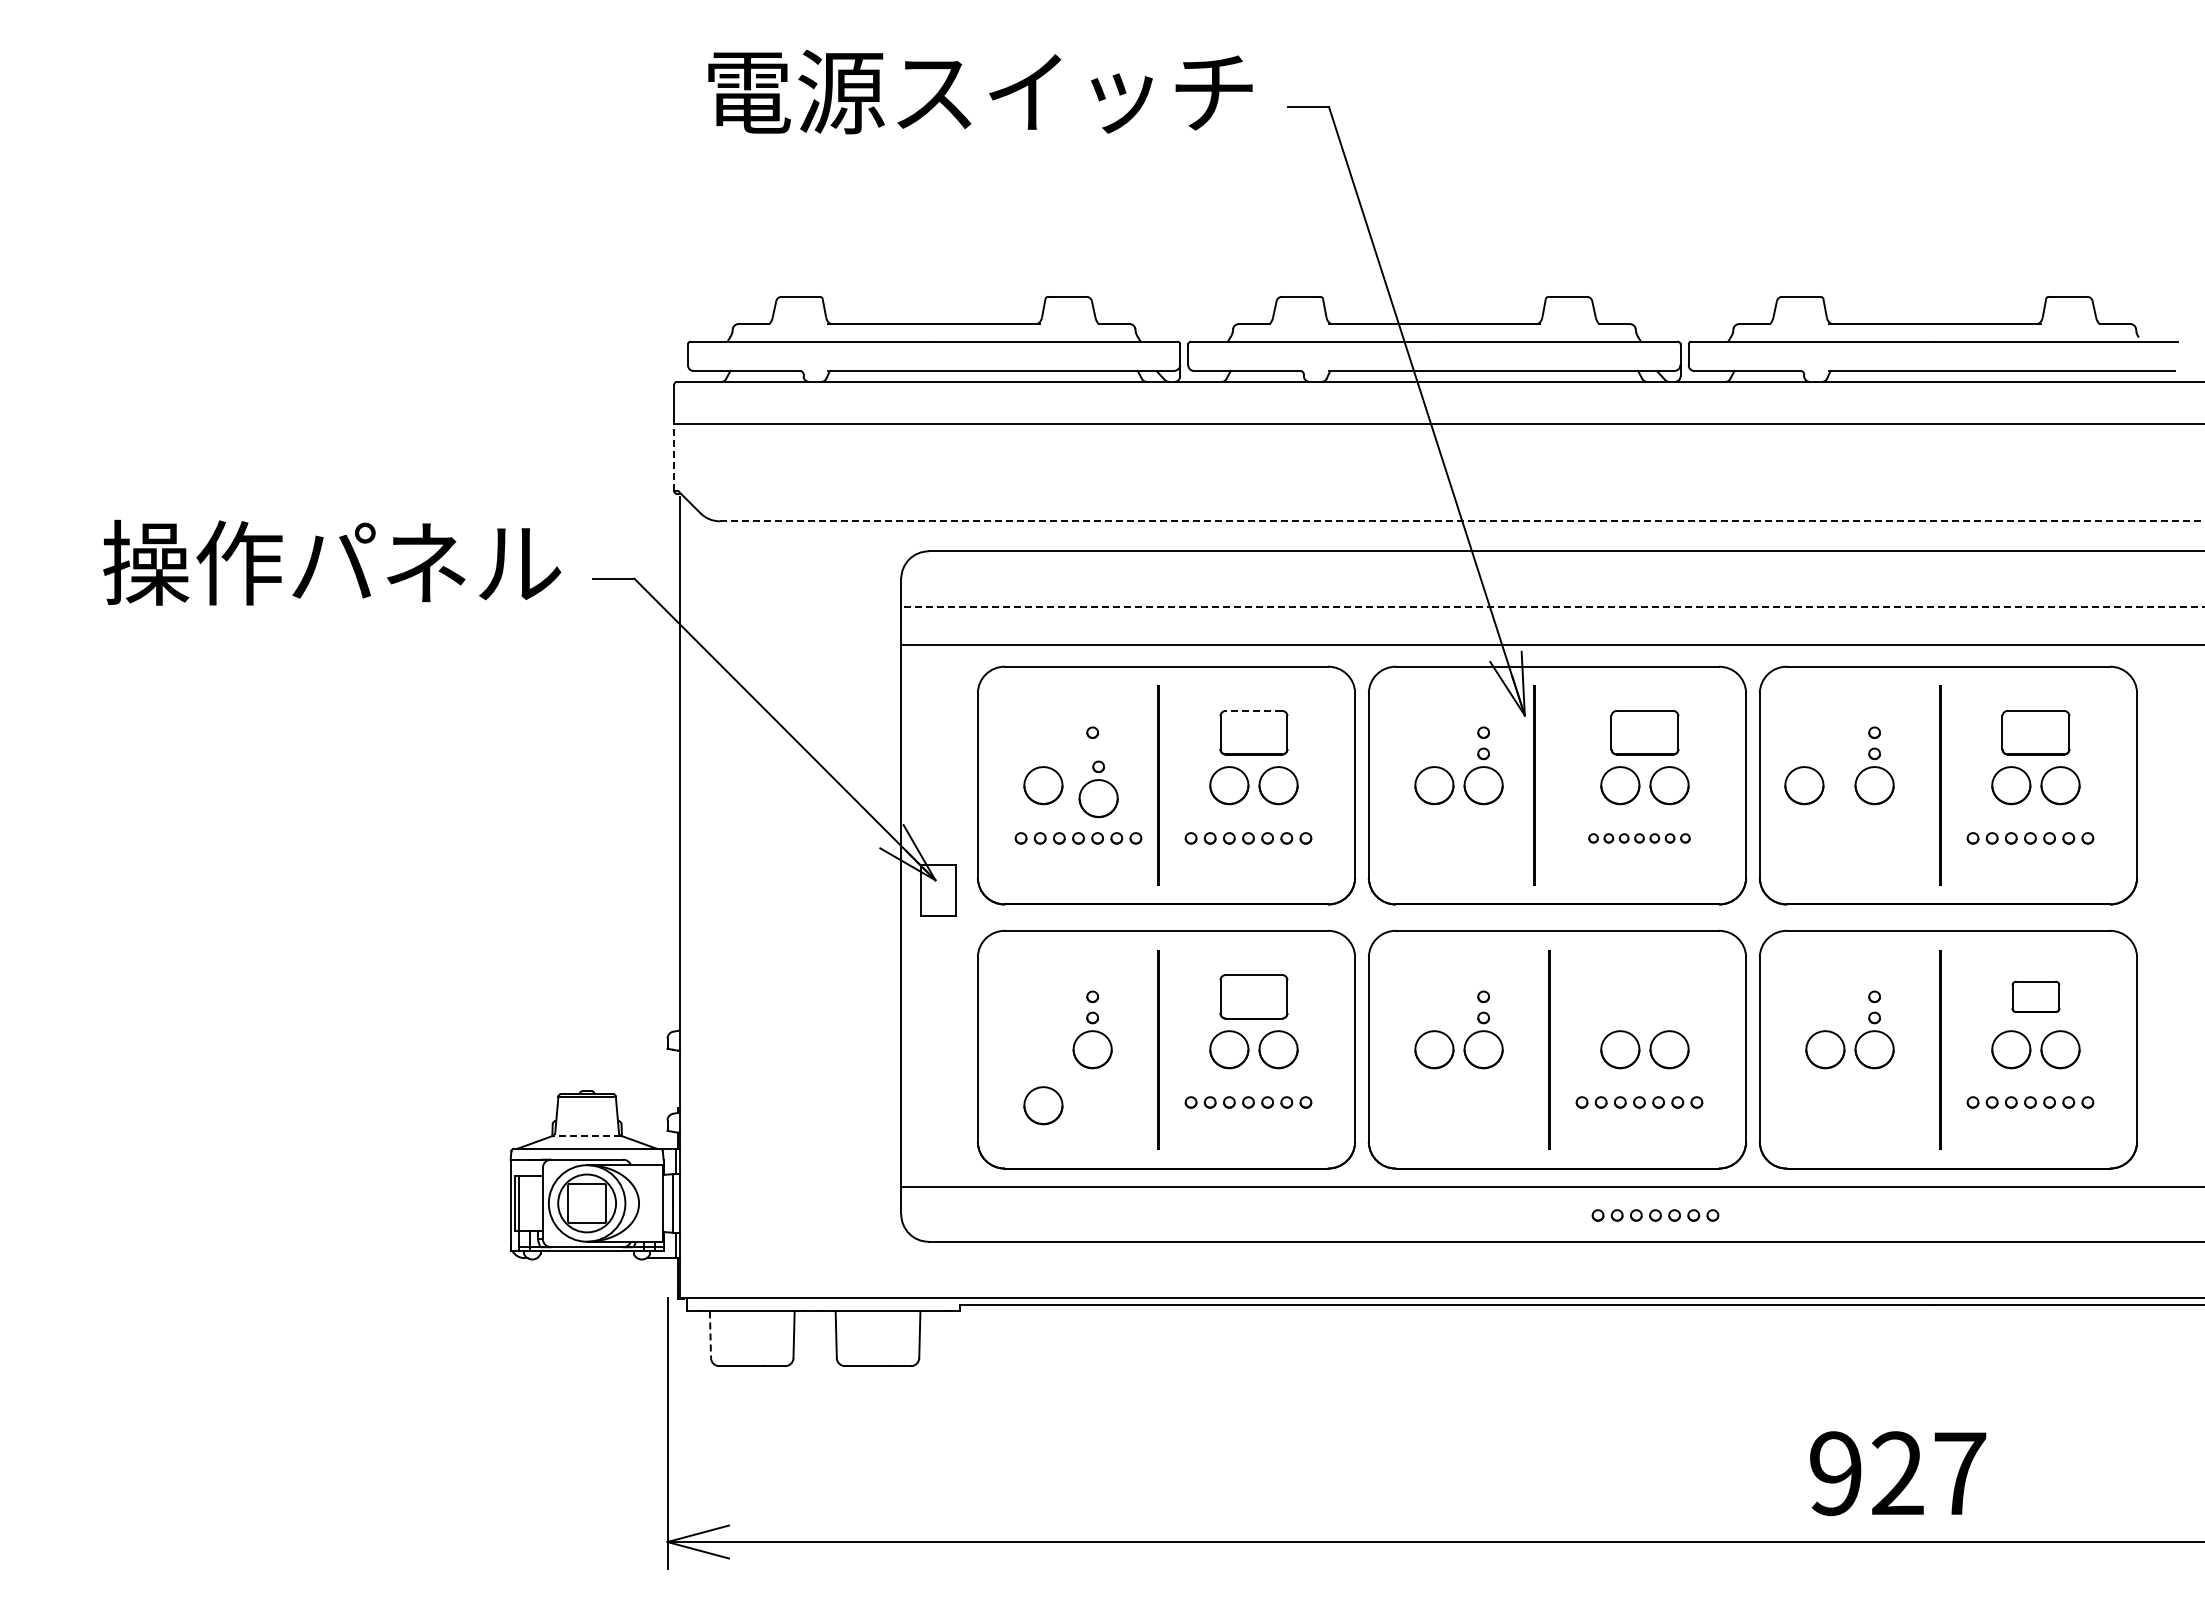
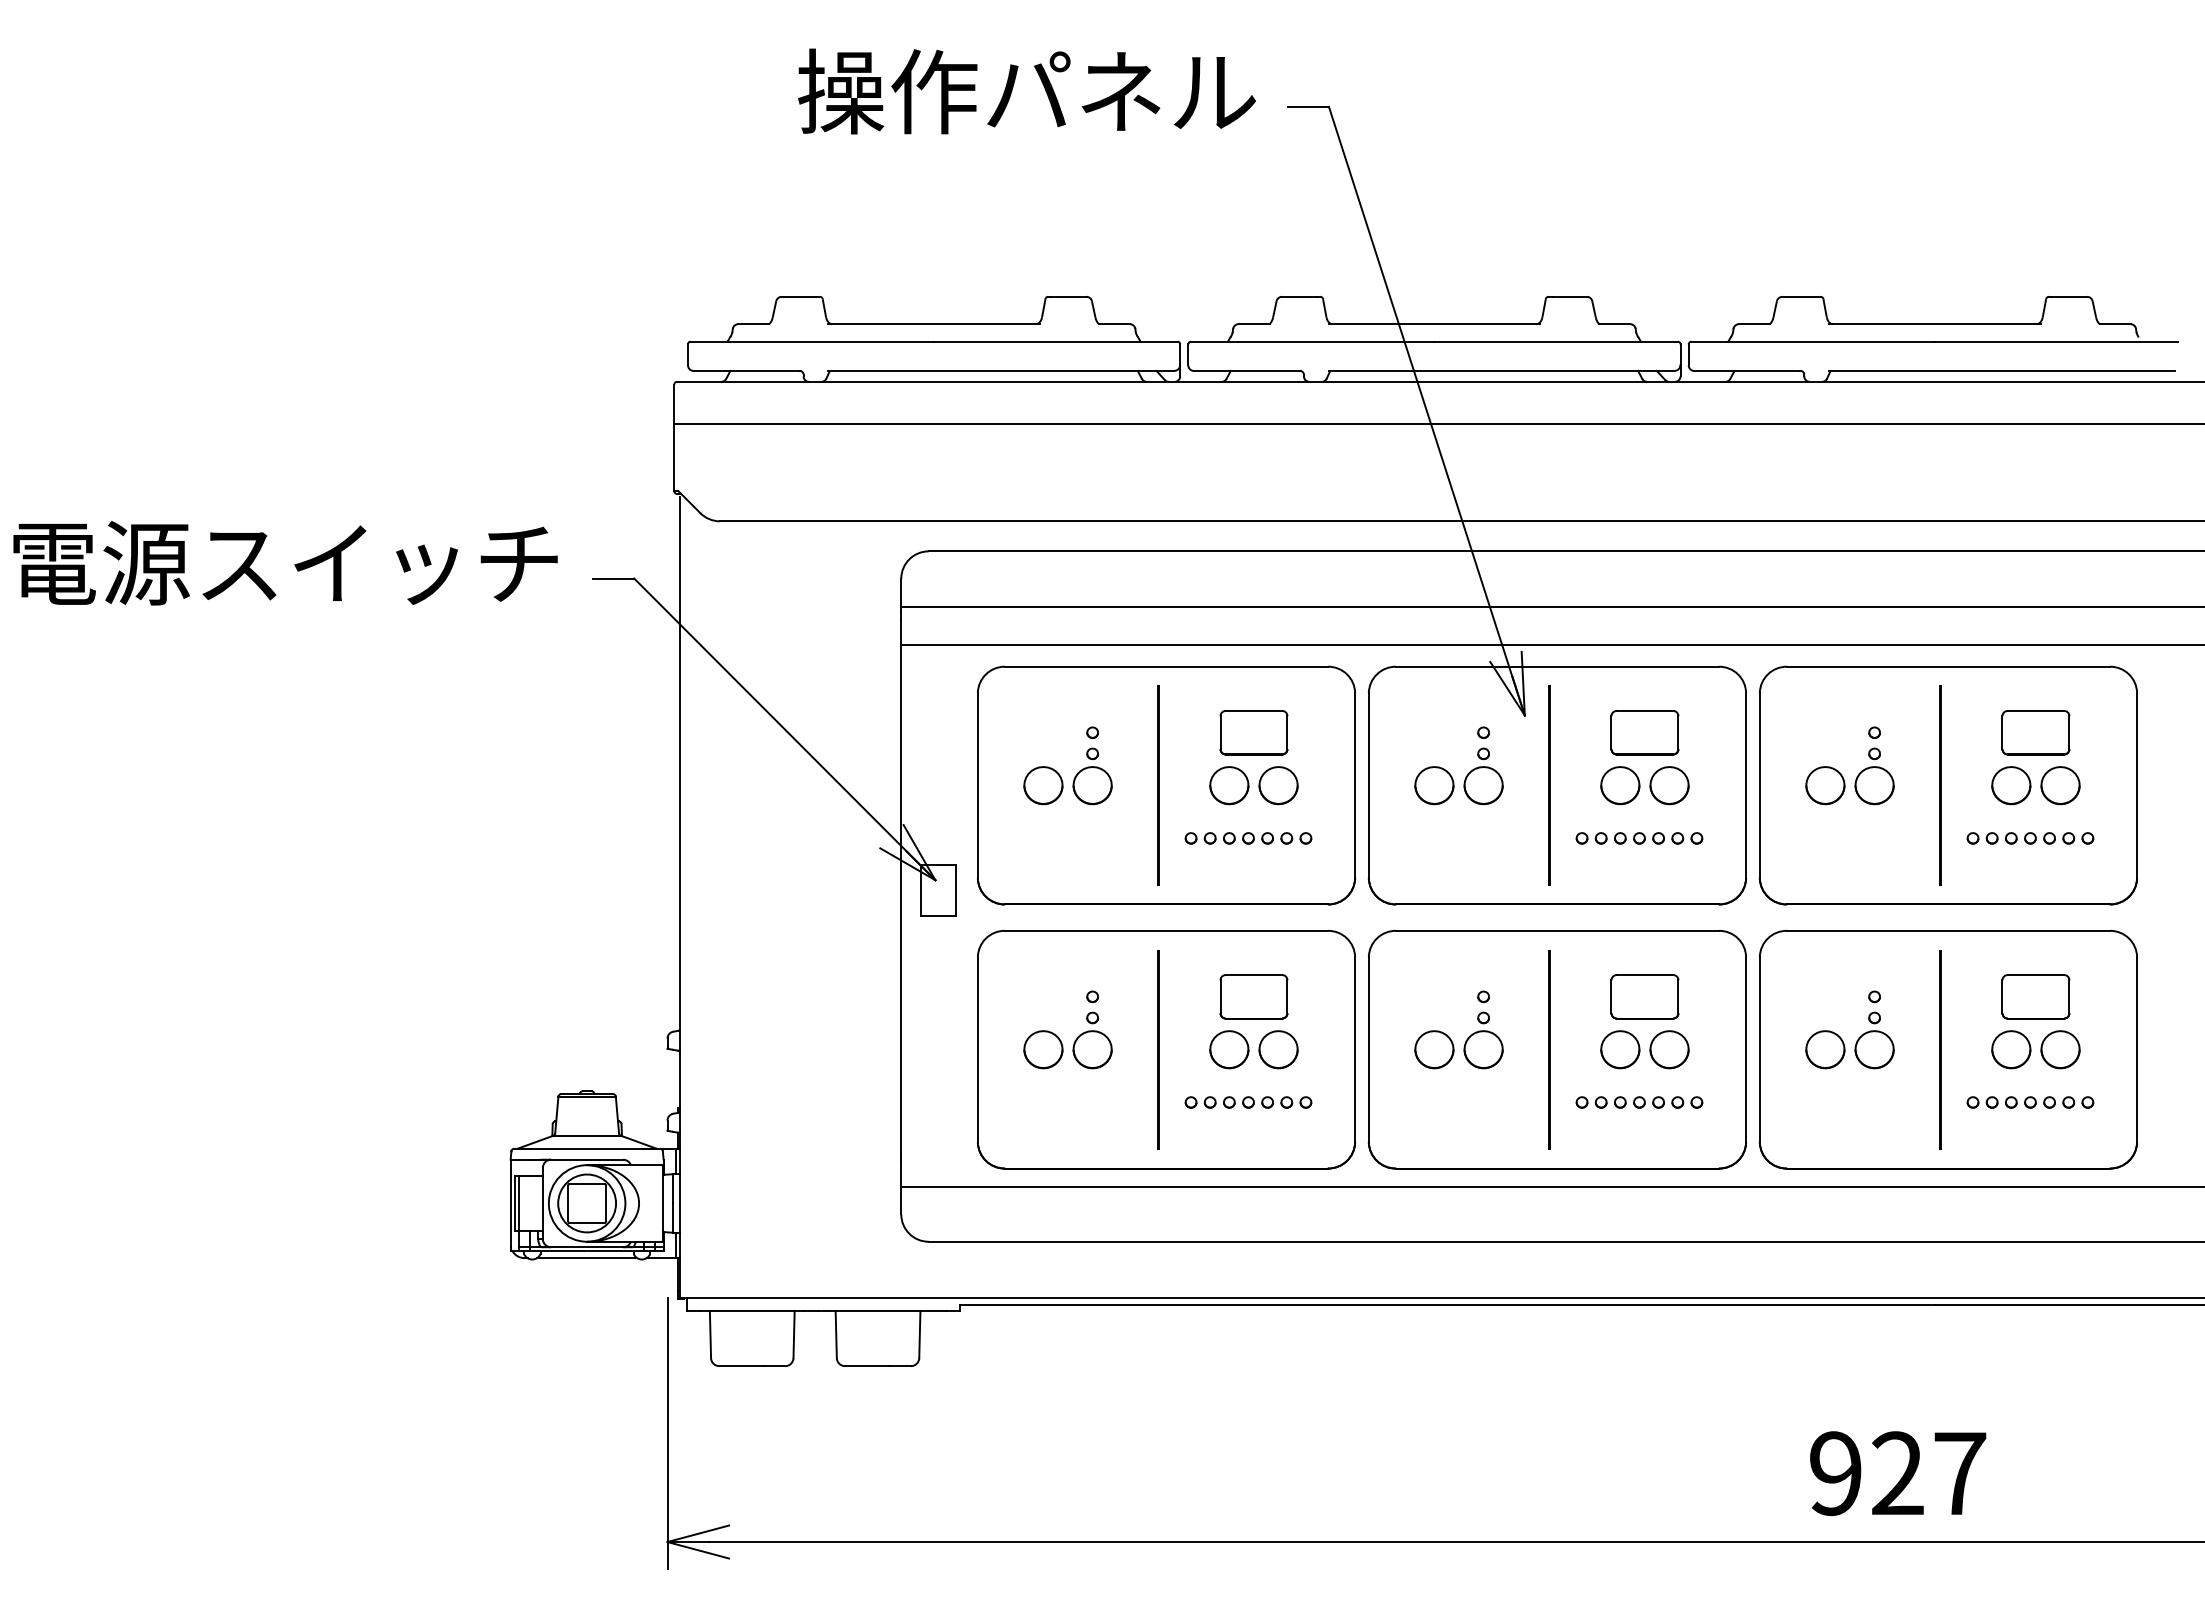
text: 電源スイッチ -> 操作パネル (981, 91)
line: dashed -> solid (674, 457)
line: dashed -> solid (1462, 521)
text: 操作パネル -> 電源スイッチ (287, 562)
line: dashed -> solid (1552, 606)
line: dashed -> solid (1253, 710)
line position: (1534, 785) -> (1549, 785) (1549, 785)
part position: (1804, 785) -> (1825, 785) (1825, 785)
part position: (1098, 789) -> (1092, 776) (1092, 776)
part: present -> none (1078, 838)
part size: 103x11 px -> 129x13 px (1639, 838)
part: none -> present (1644, 996)
part size: 50x33 px -> 70x46 px (2035, 996)
part position: (1043, 1105) -> (1043, 1049) (1043, 1049)
line: dashed -> solid (587, 1135)
part: present -> none (1655, 1215)
line: none -> present (587, 1258)
line: dashed -> solid (710, 1335)
